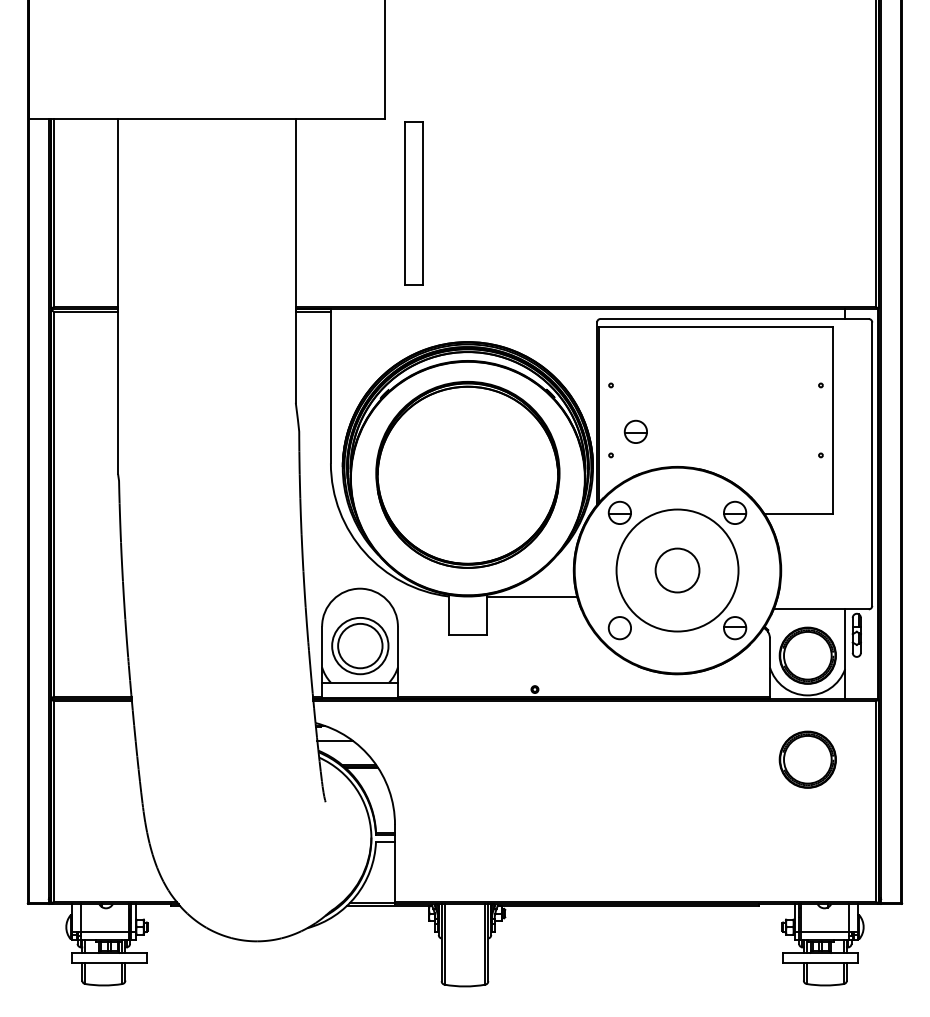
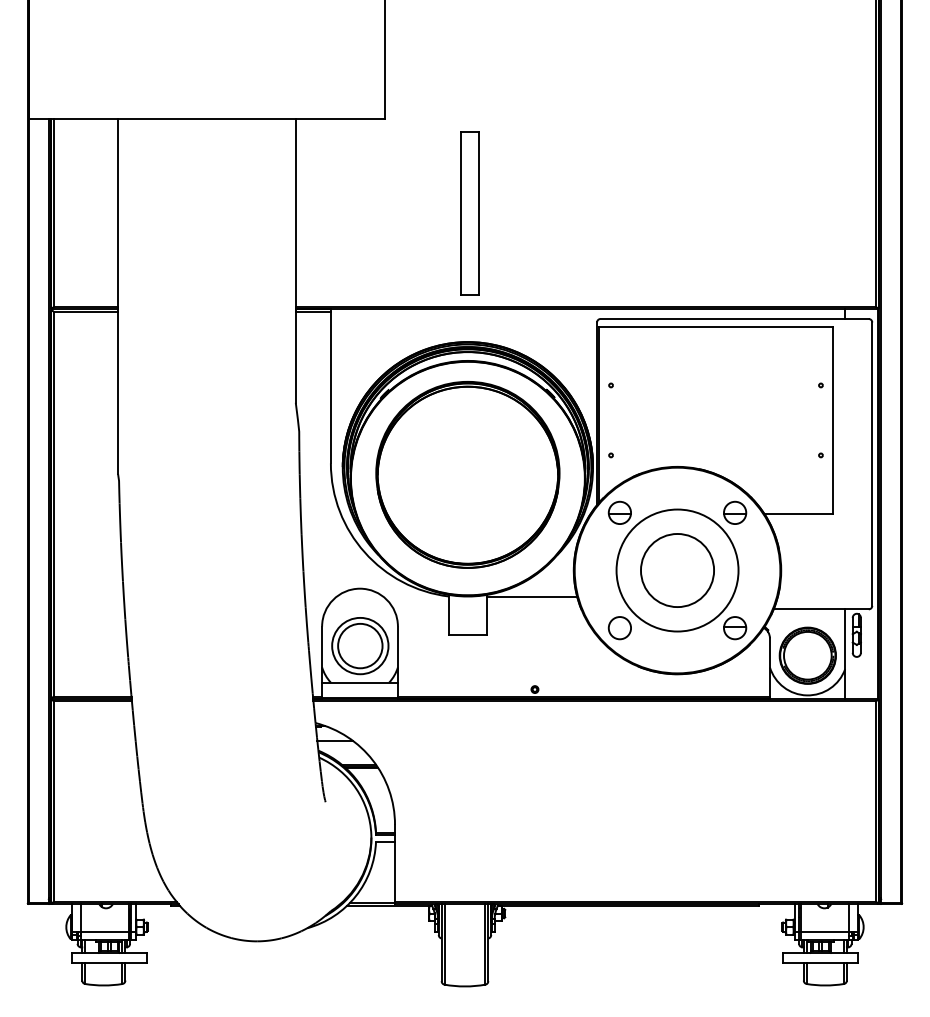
part position: (413, 203) -> (469, 213) (469, 213)
part: present -> none (635, 431)
circle diameter: 44 px -> 73 px (677, 570)
part: present -> none (807, 759)
